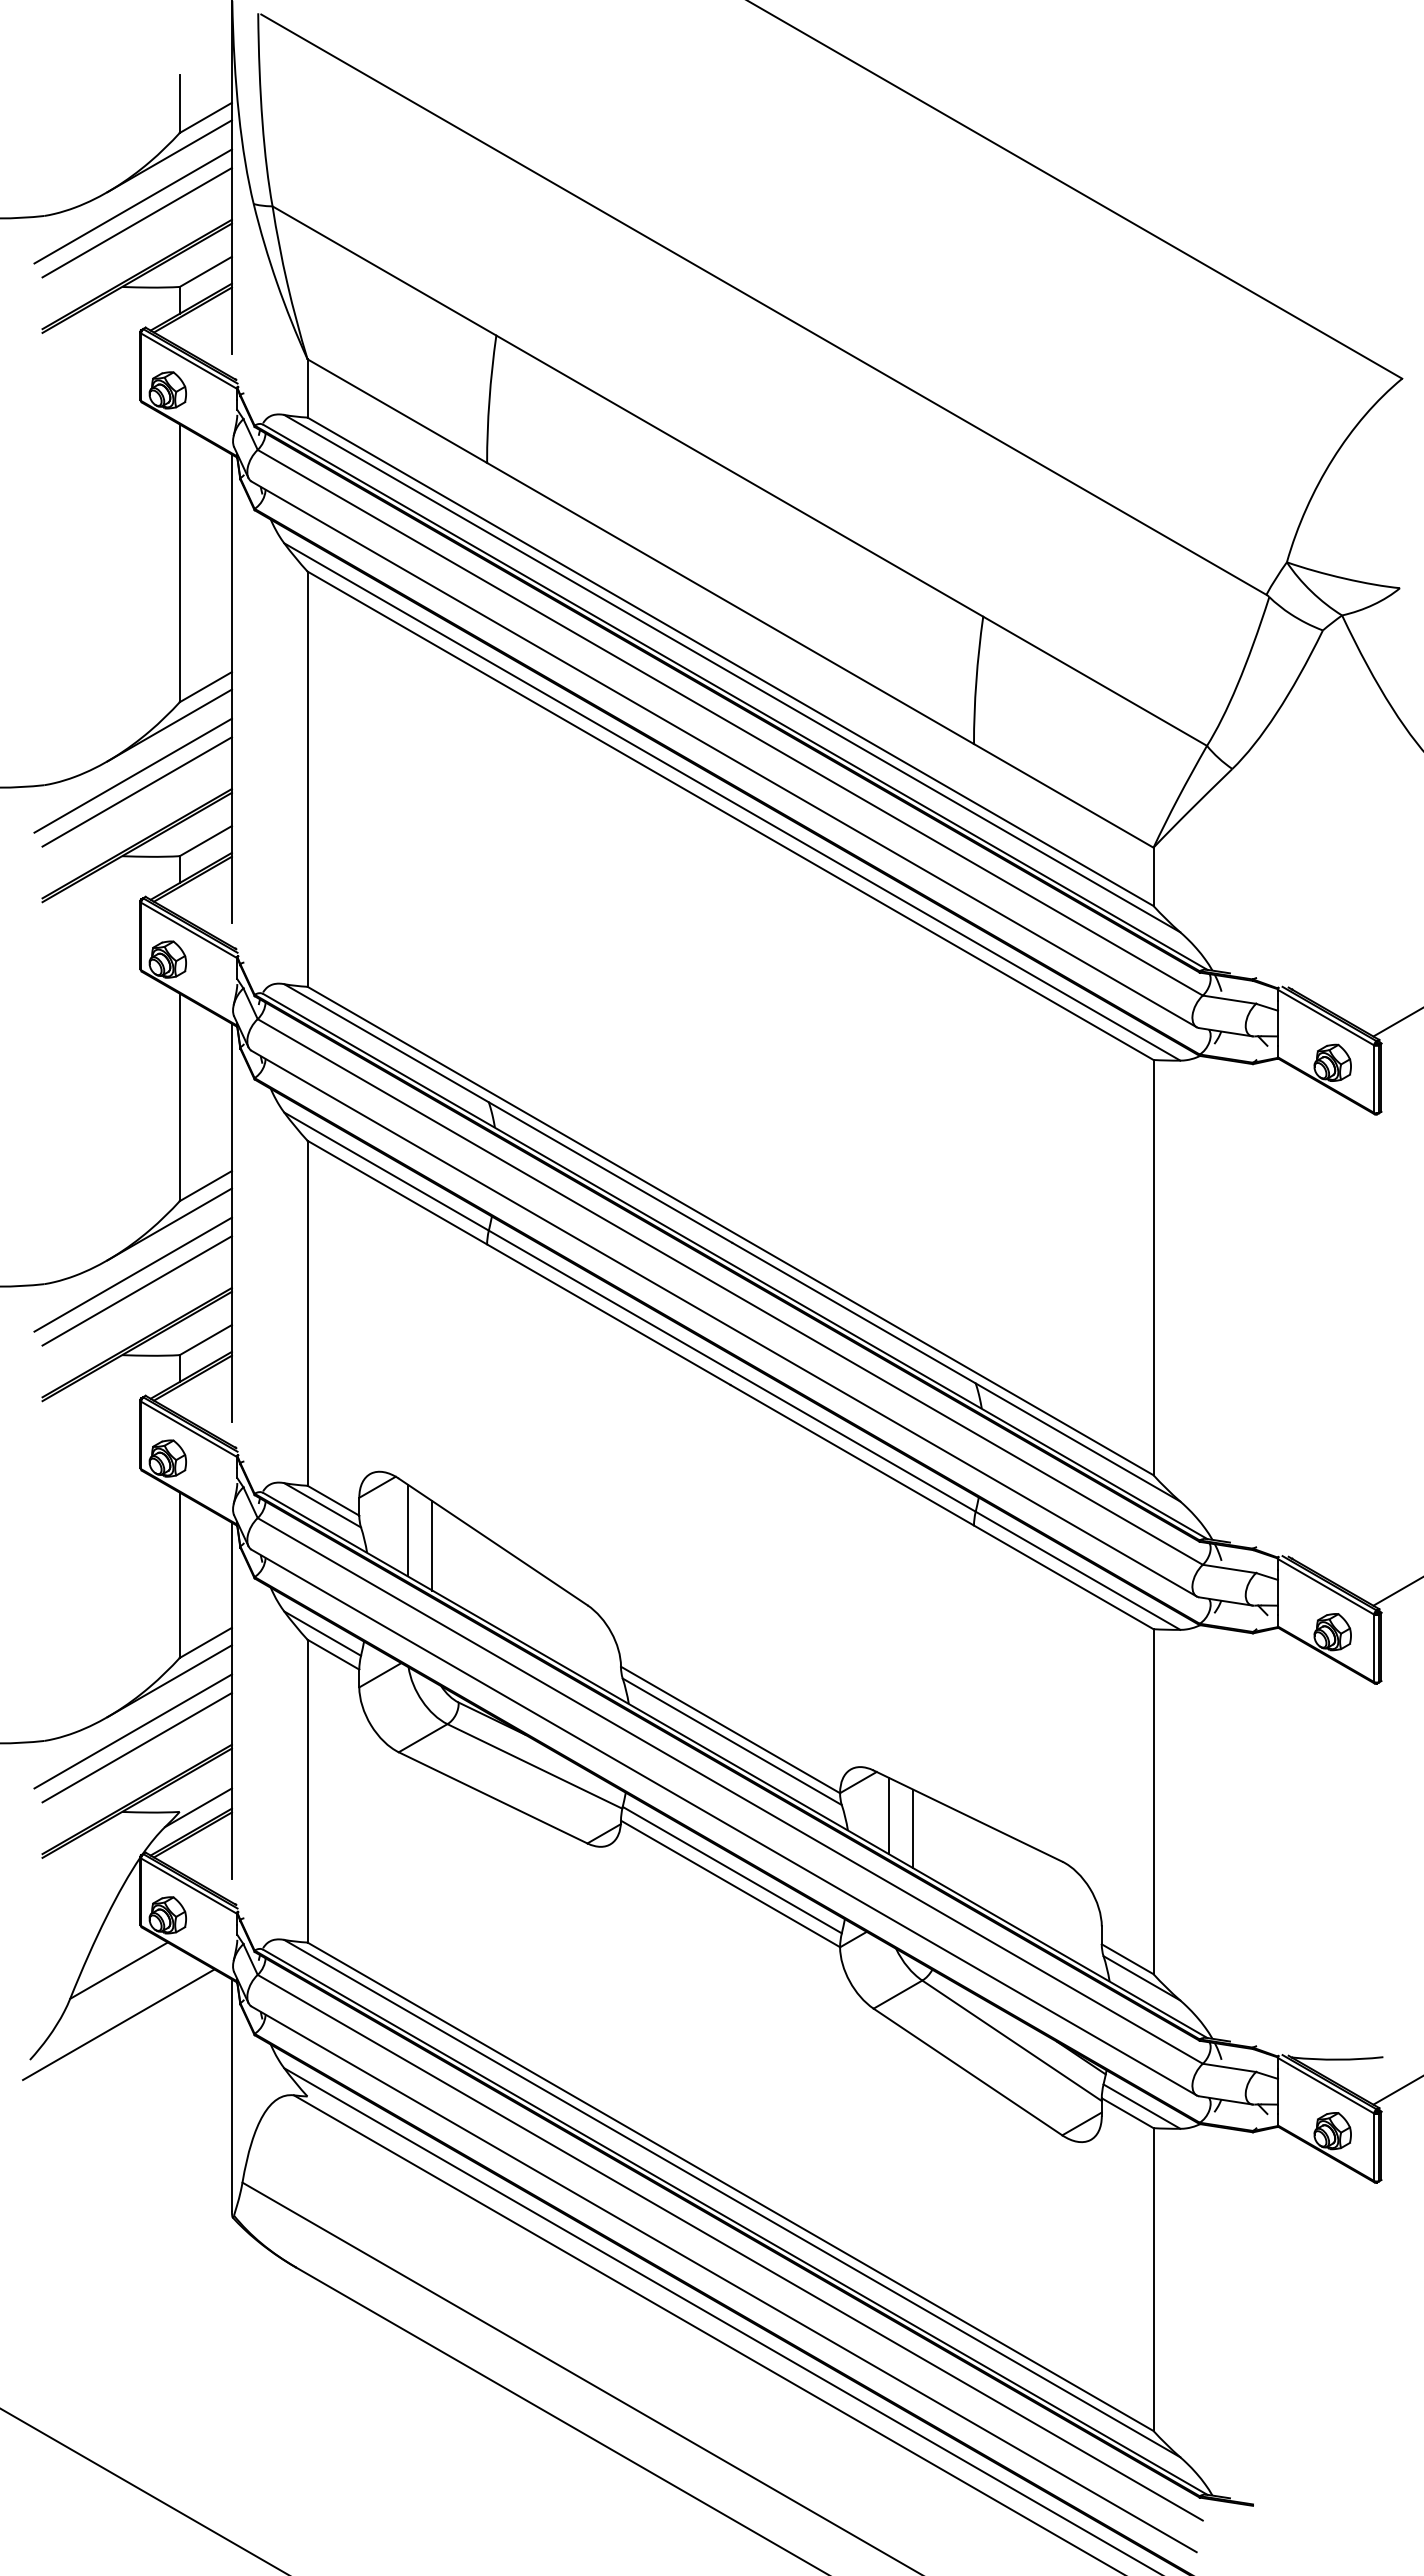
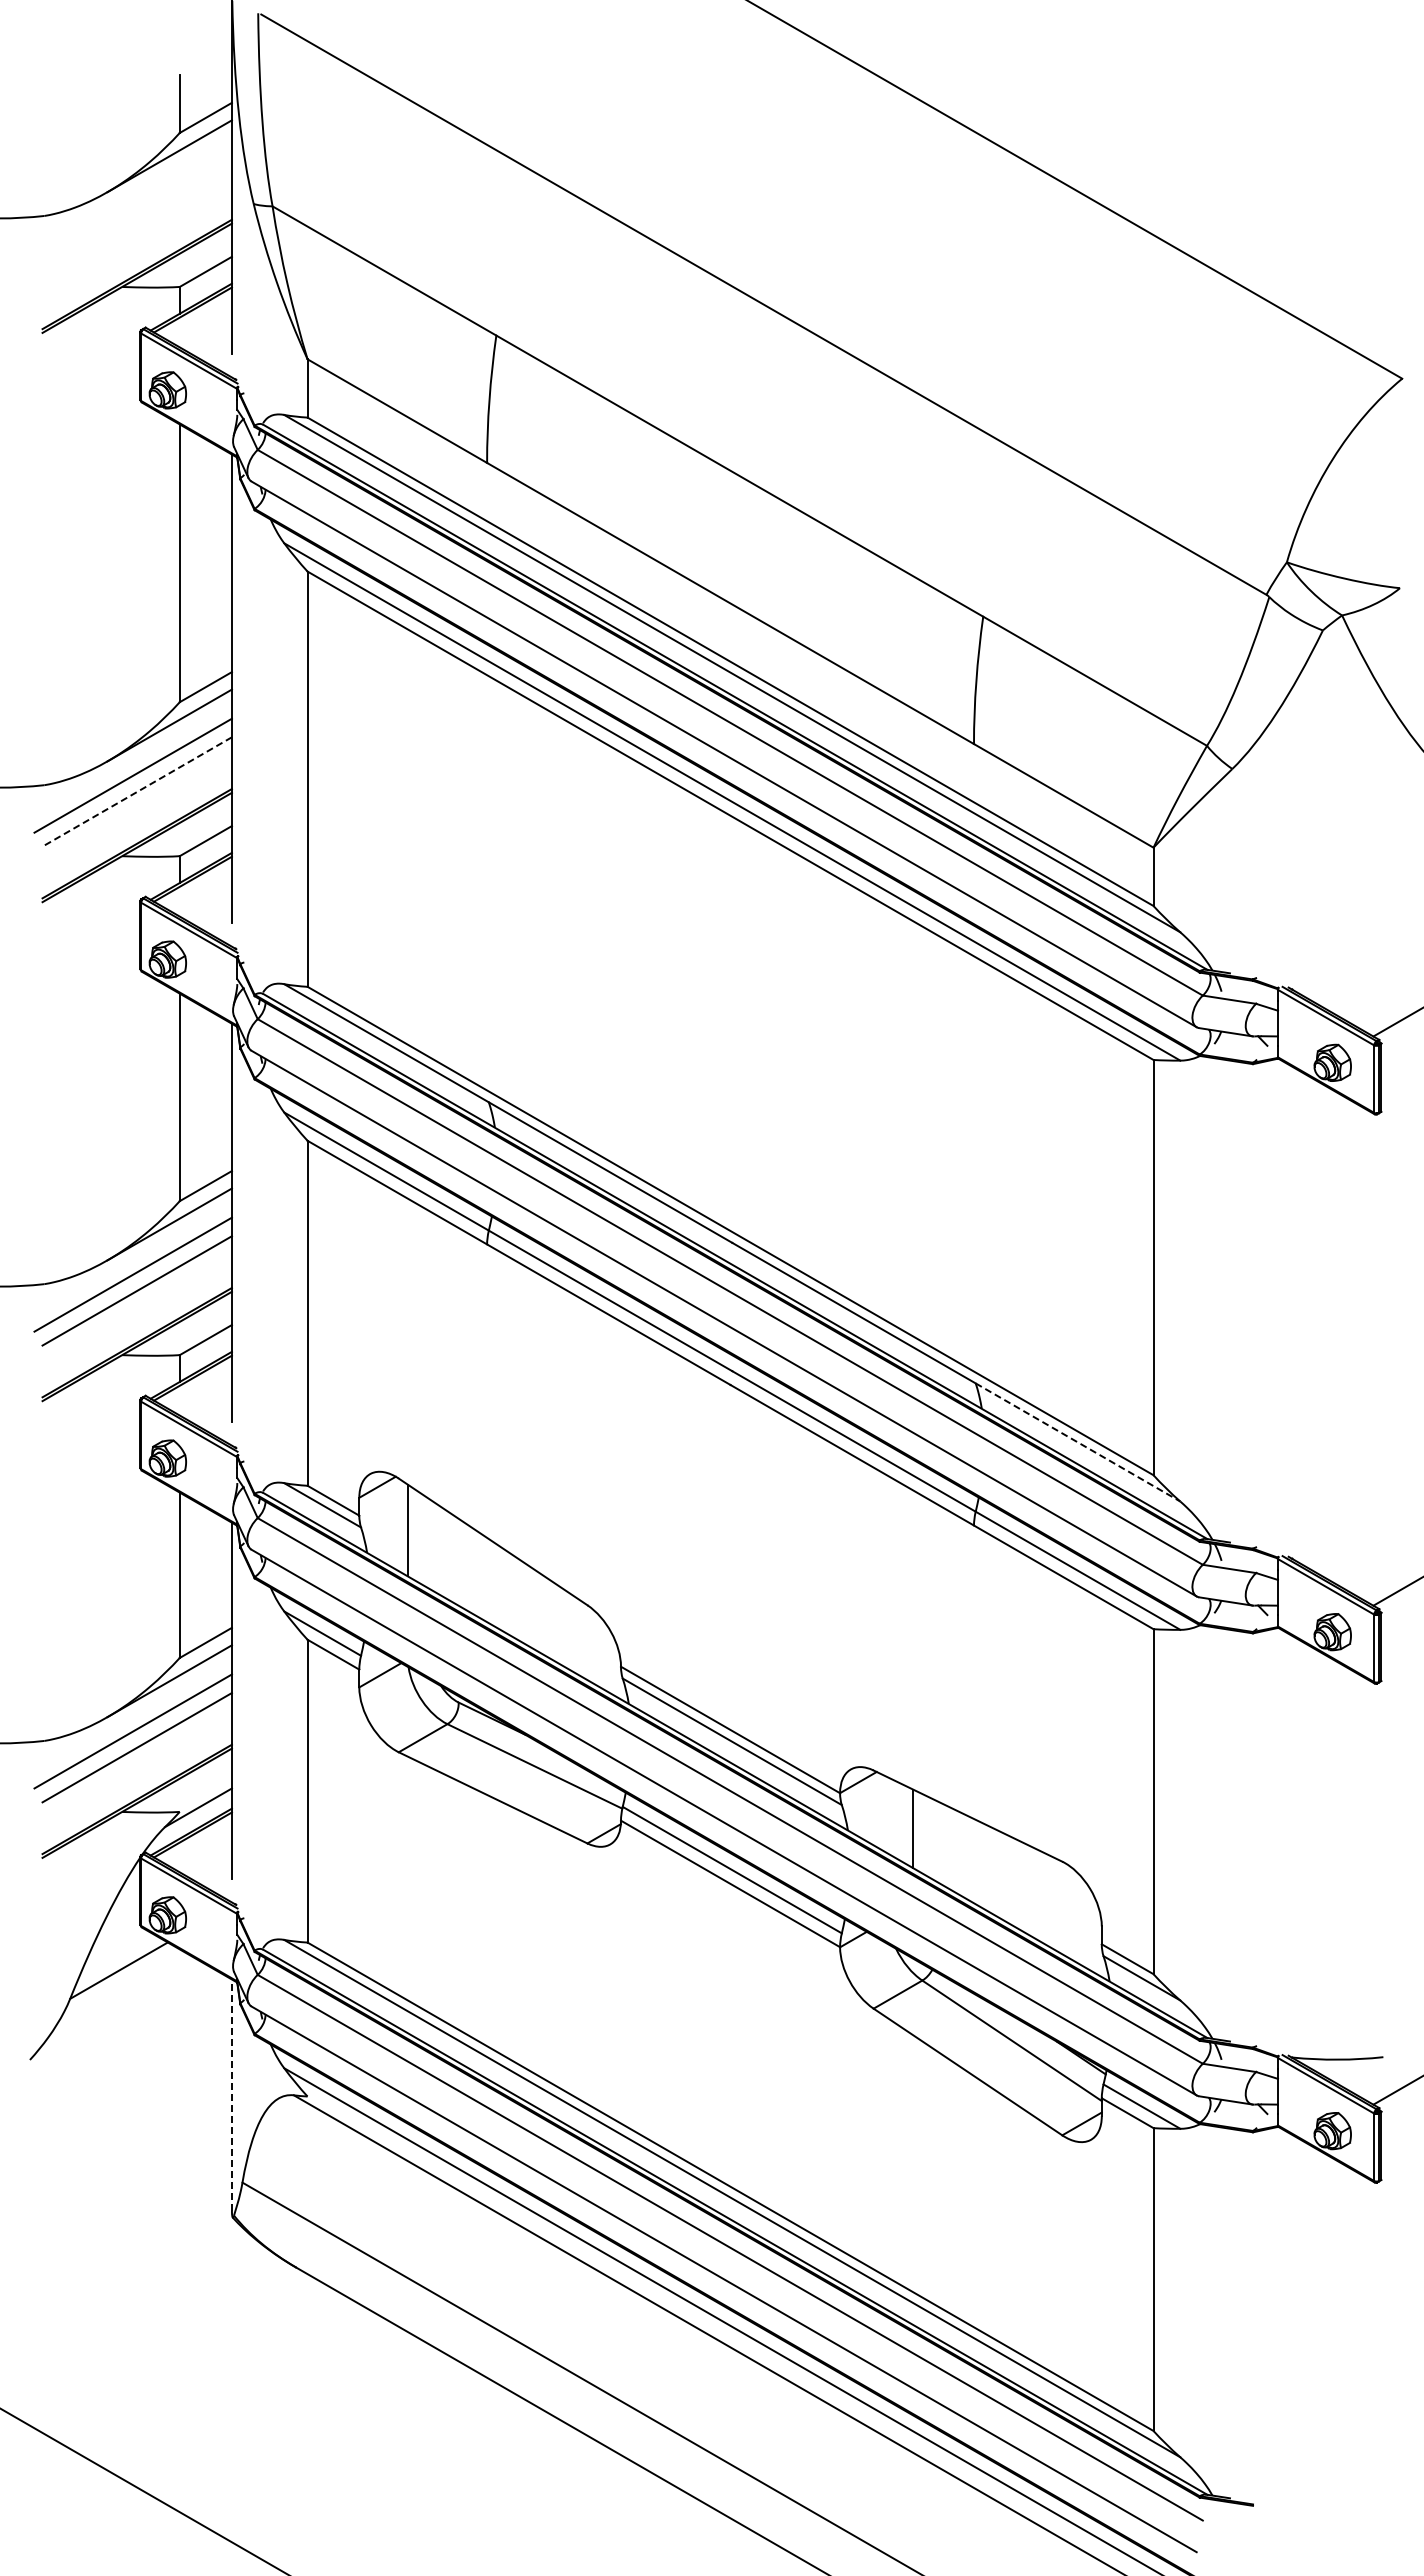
line: present -> none (132, 206)
line: present -> none (136, 222)
line: solid -> dashed (136, 792)
line: solid -> dashed (1078, 1442)
line: present -> none (432, 1545)
line: present -> none (888, 1815)
line: present -> none (118, 2024)
line: solid -> dashed (231, 2095)
